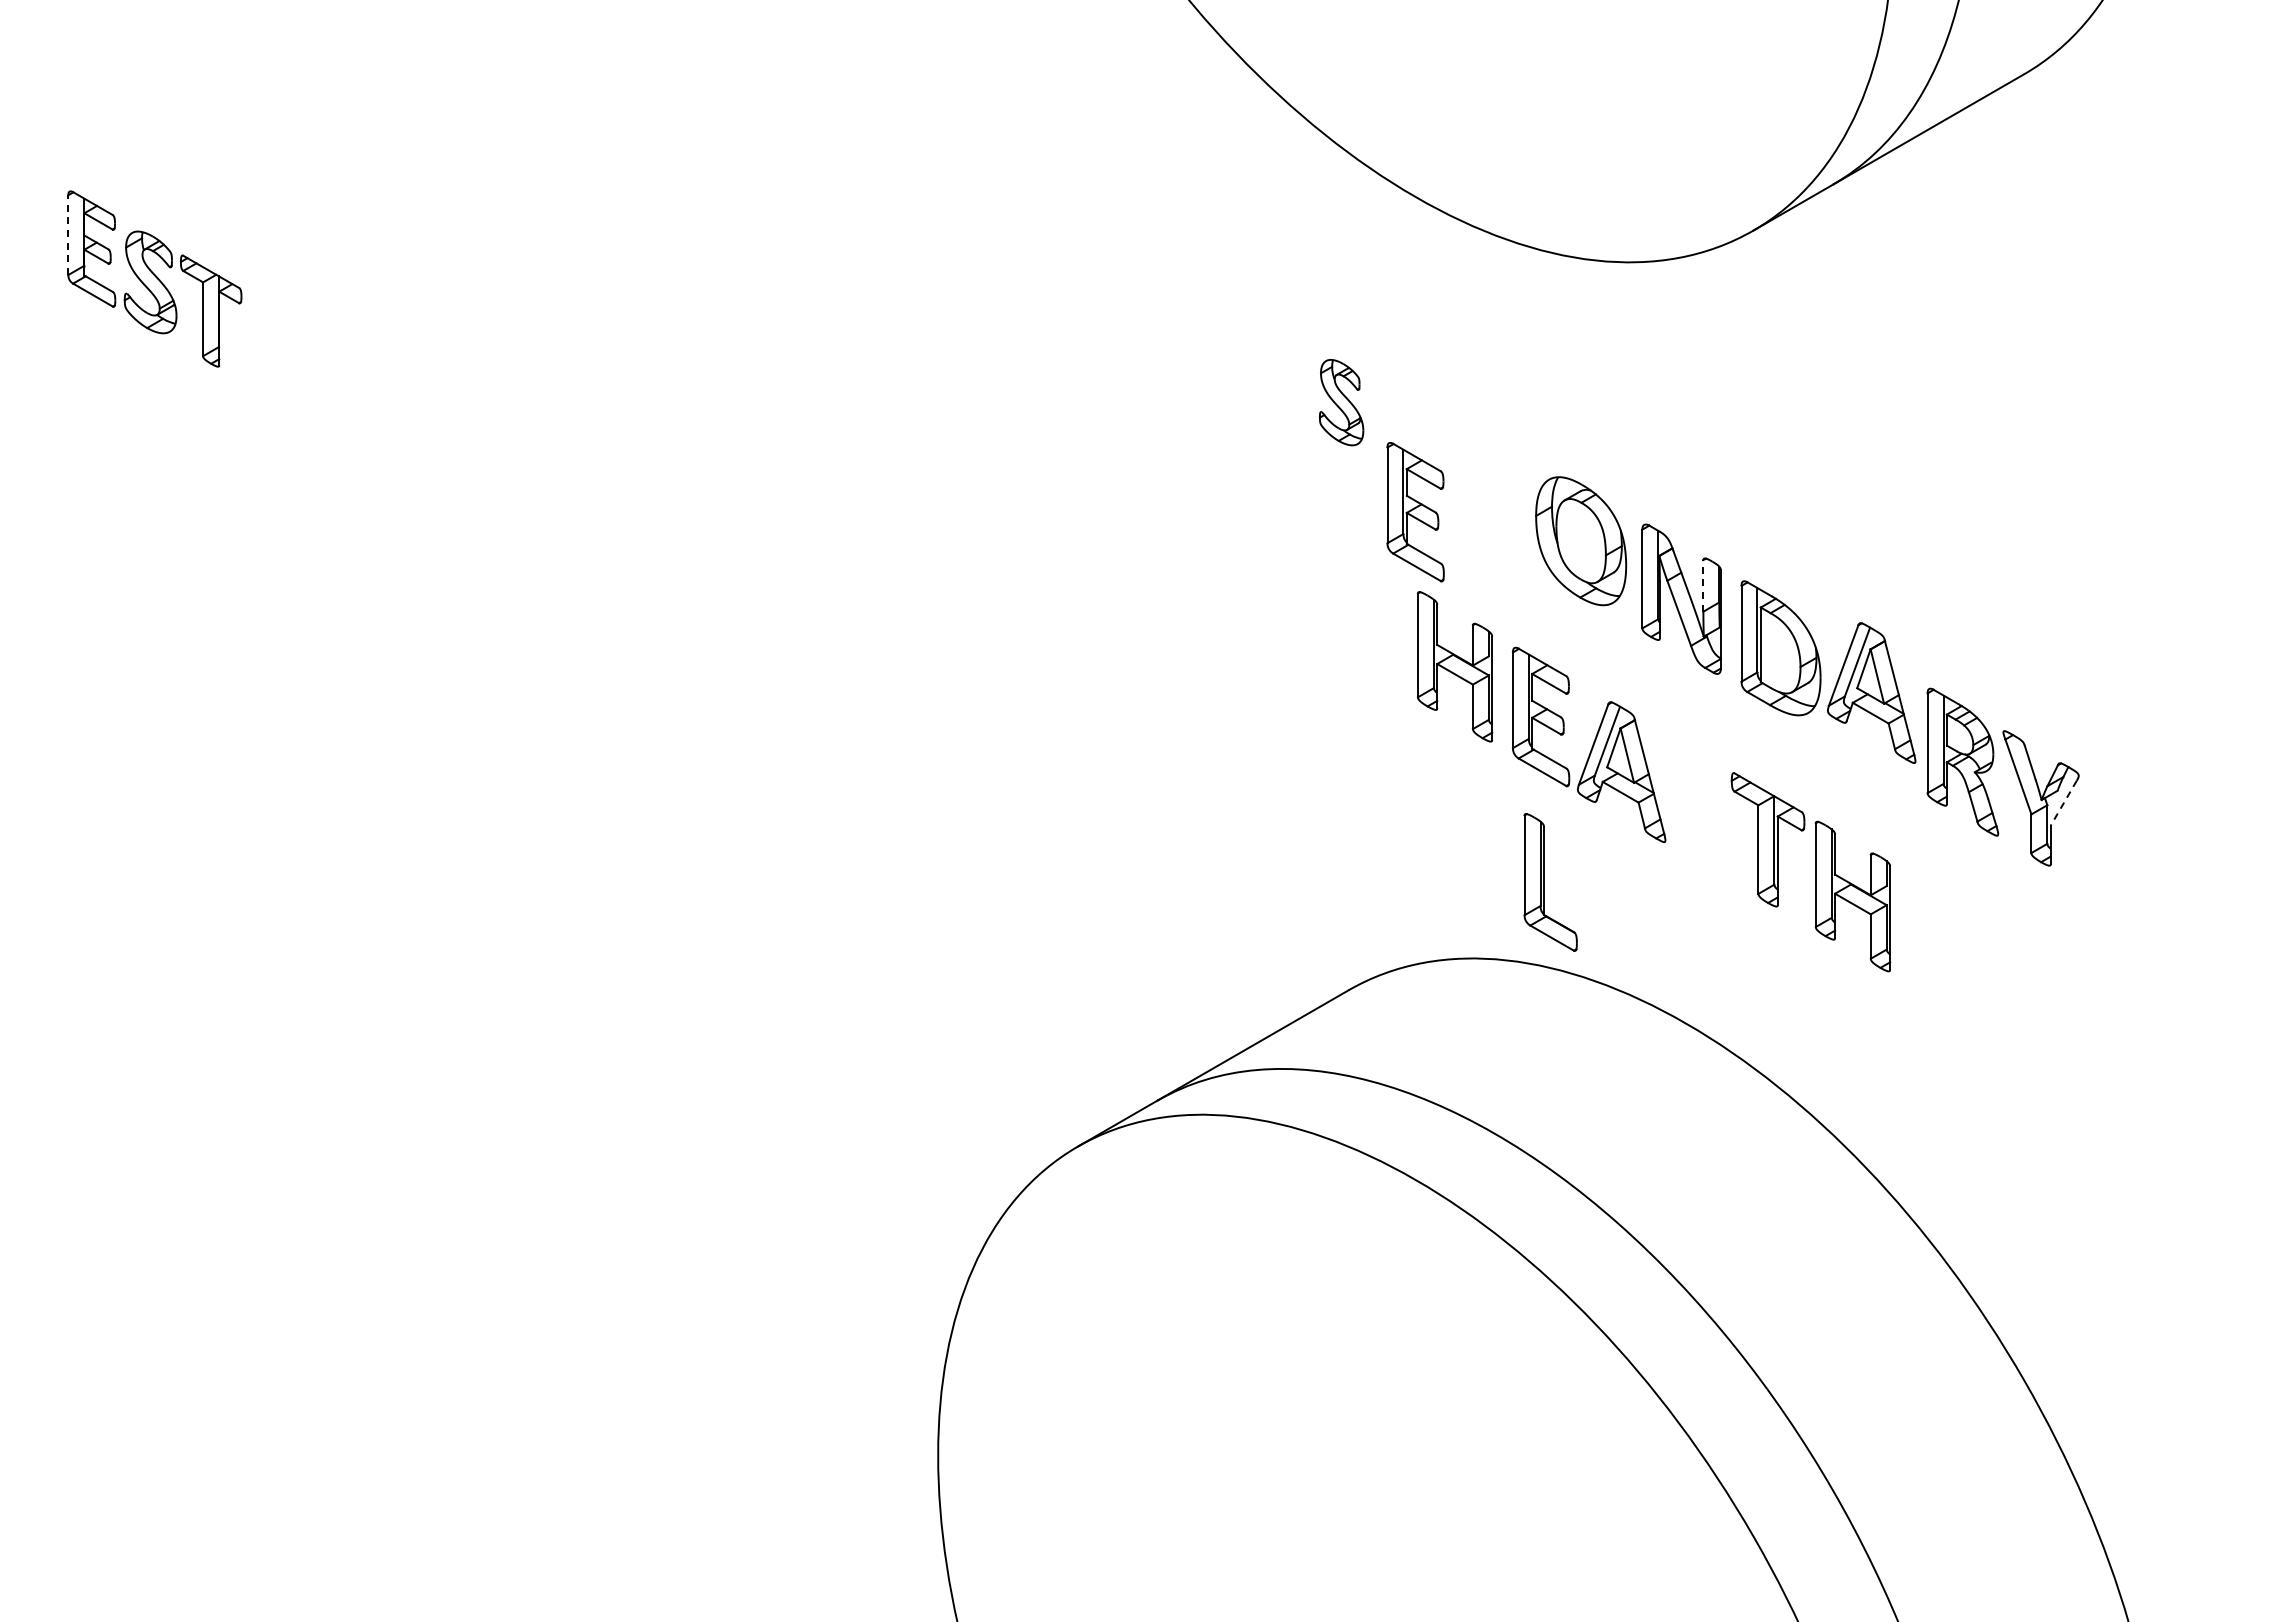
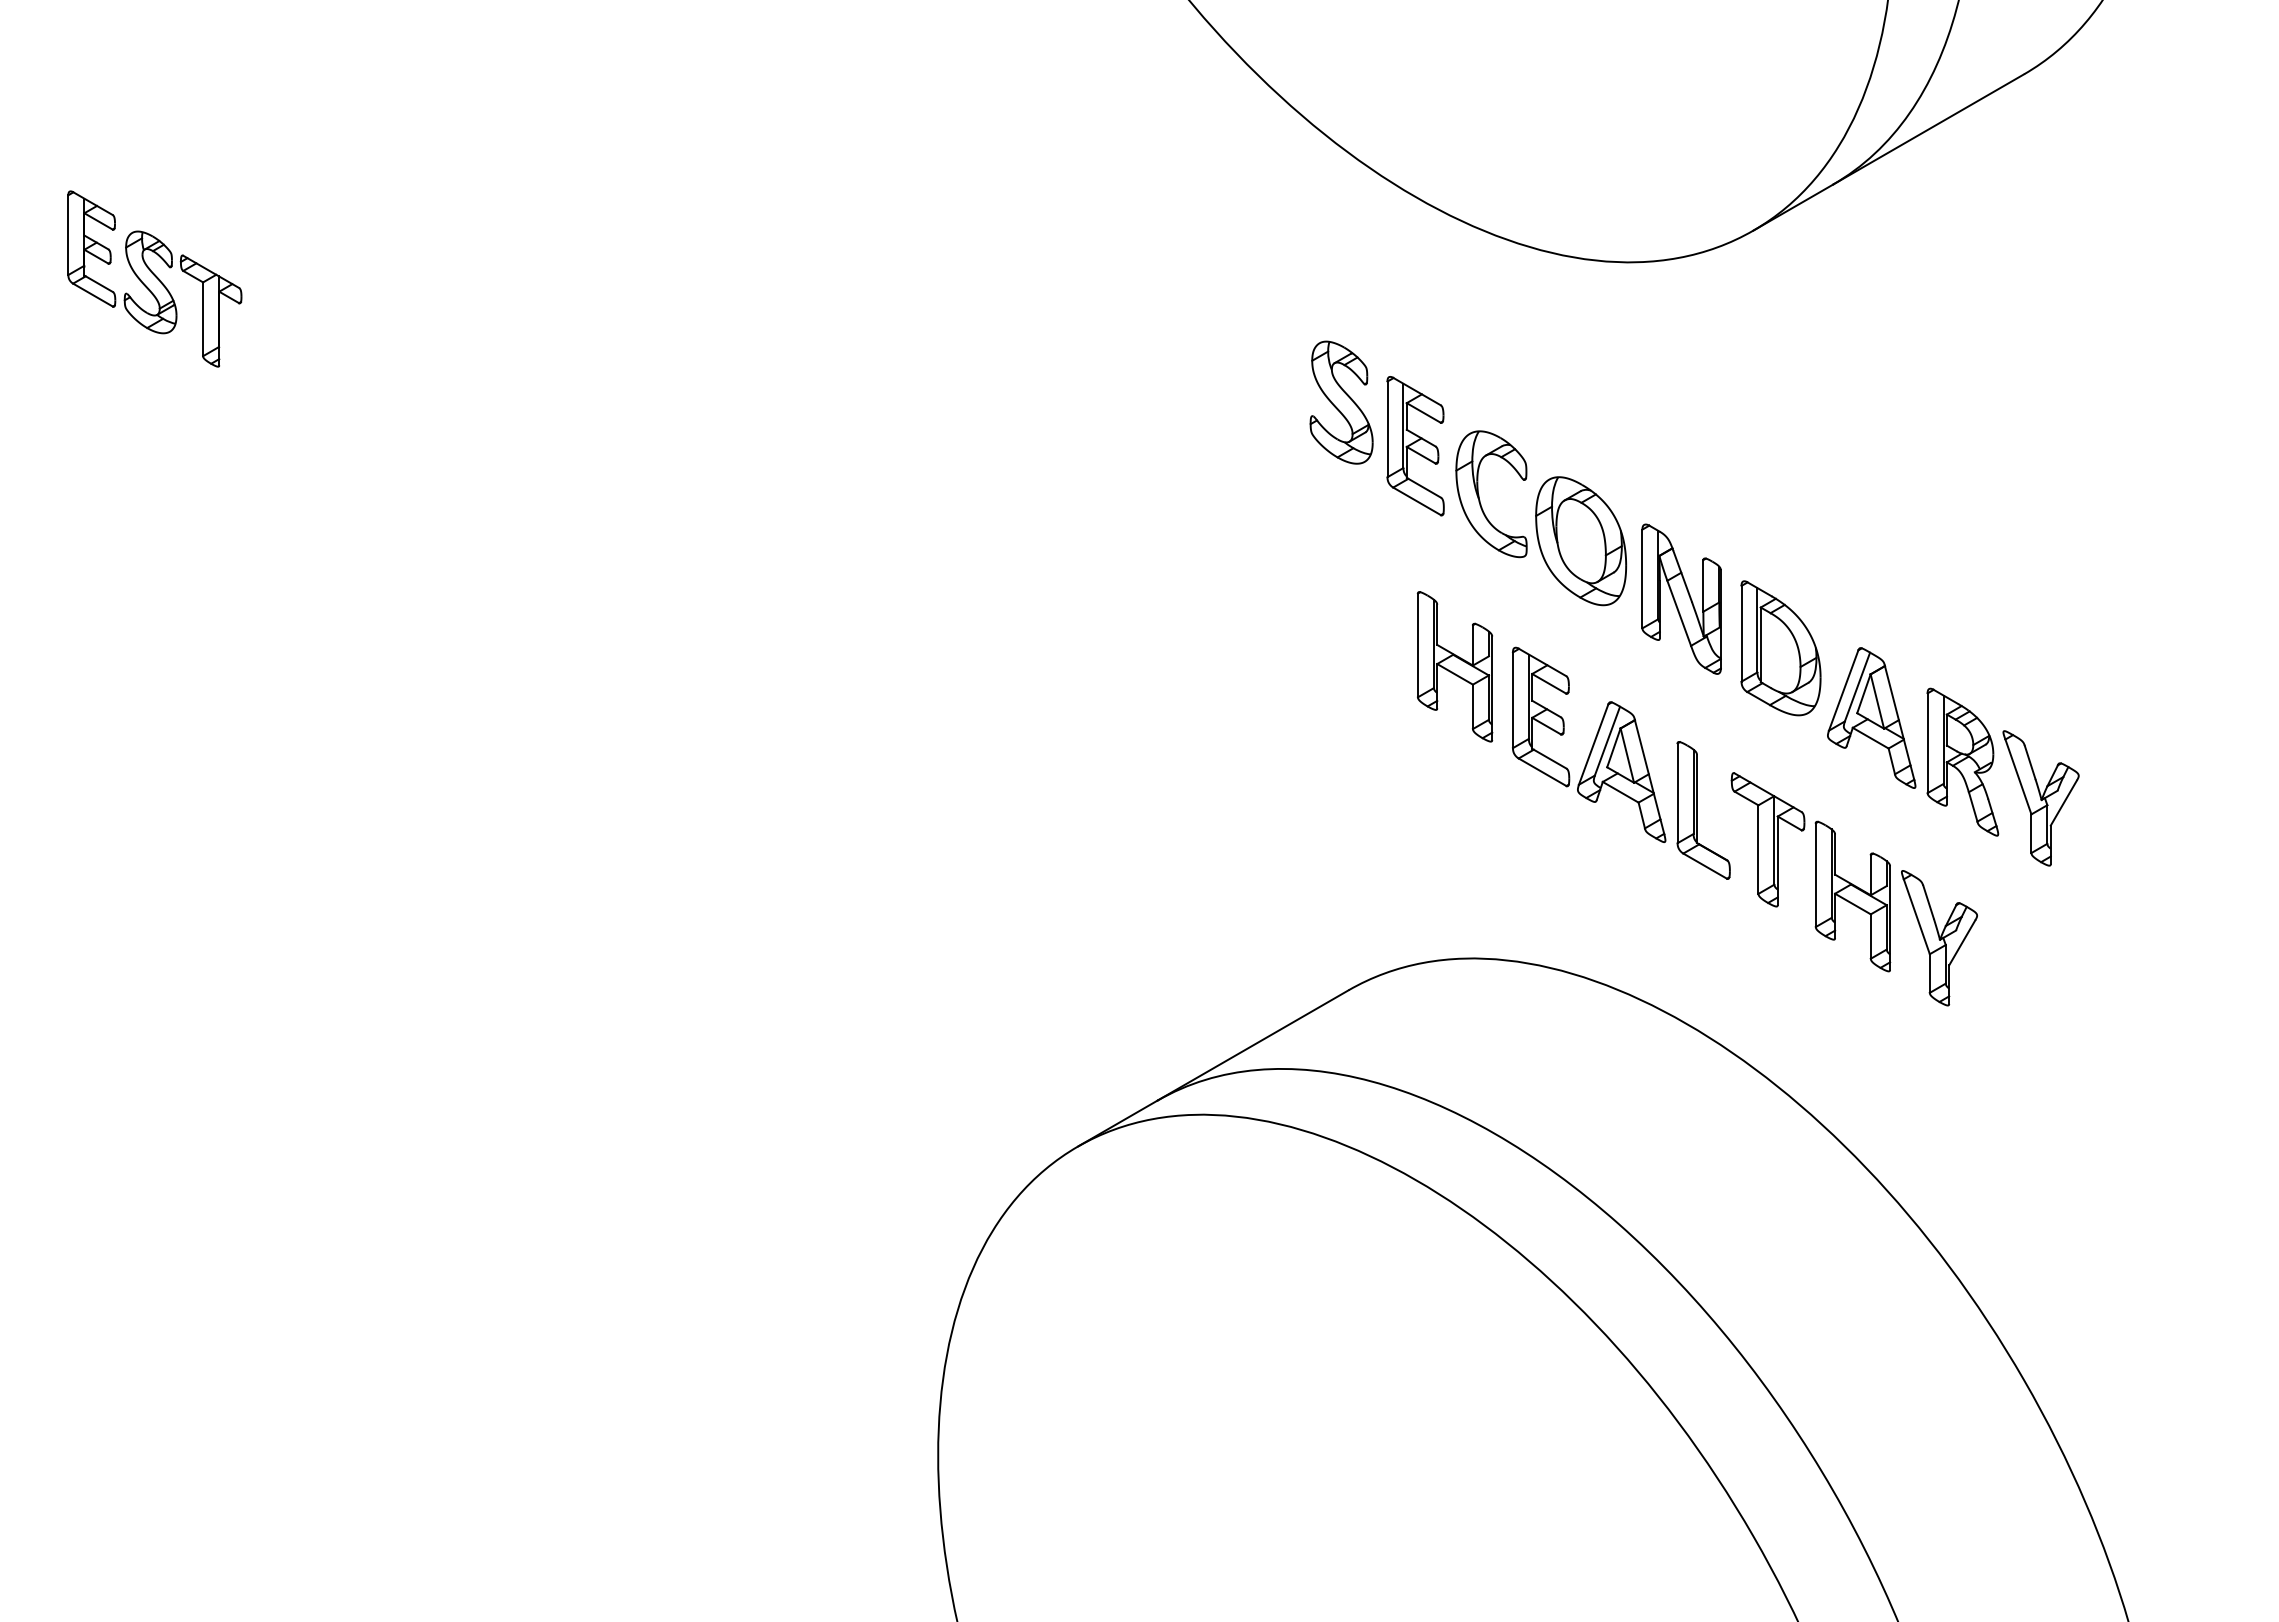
line: dashed -> solid (68, 235)
part size: 47x88 px -> 65x125 px (1341, 402)
part: none -> present (1479, 494)
part position: (1415, 512) -> (1415, 446) (1415, 446)
line: dashed -> solid (1703, 585)
part position: (1871, 692) -> (1871, 717) (1871, 717)
line: dashed -> solid (2063, 803)
part position: (1550, 882) -> (1703, 810) (1703, 810)
part: none -> present (1939, 938)
